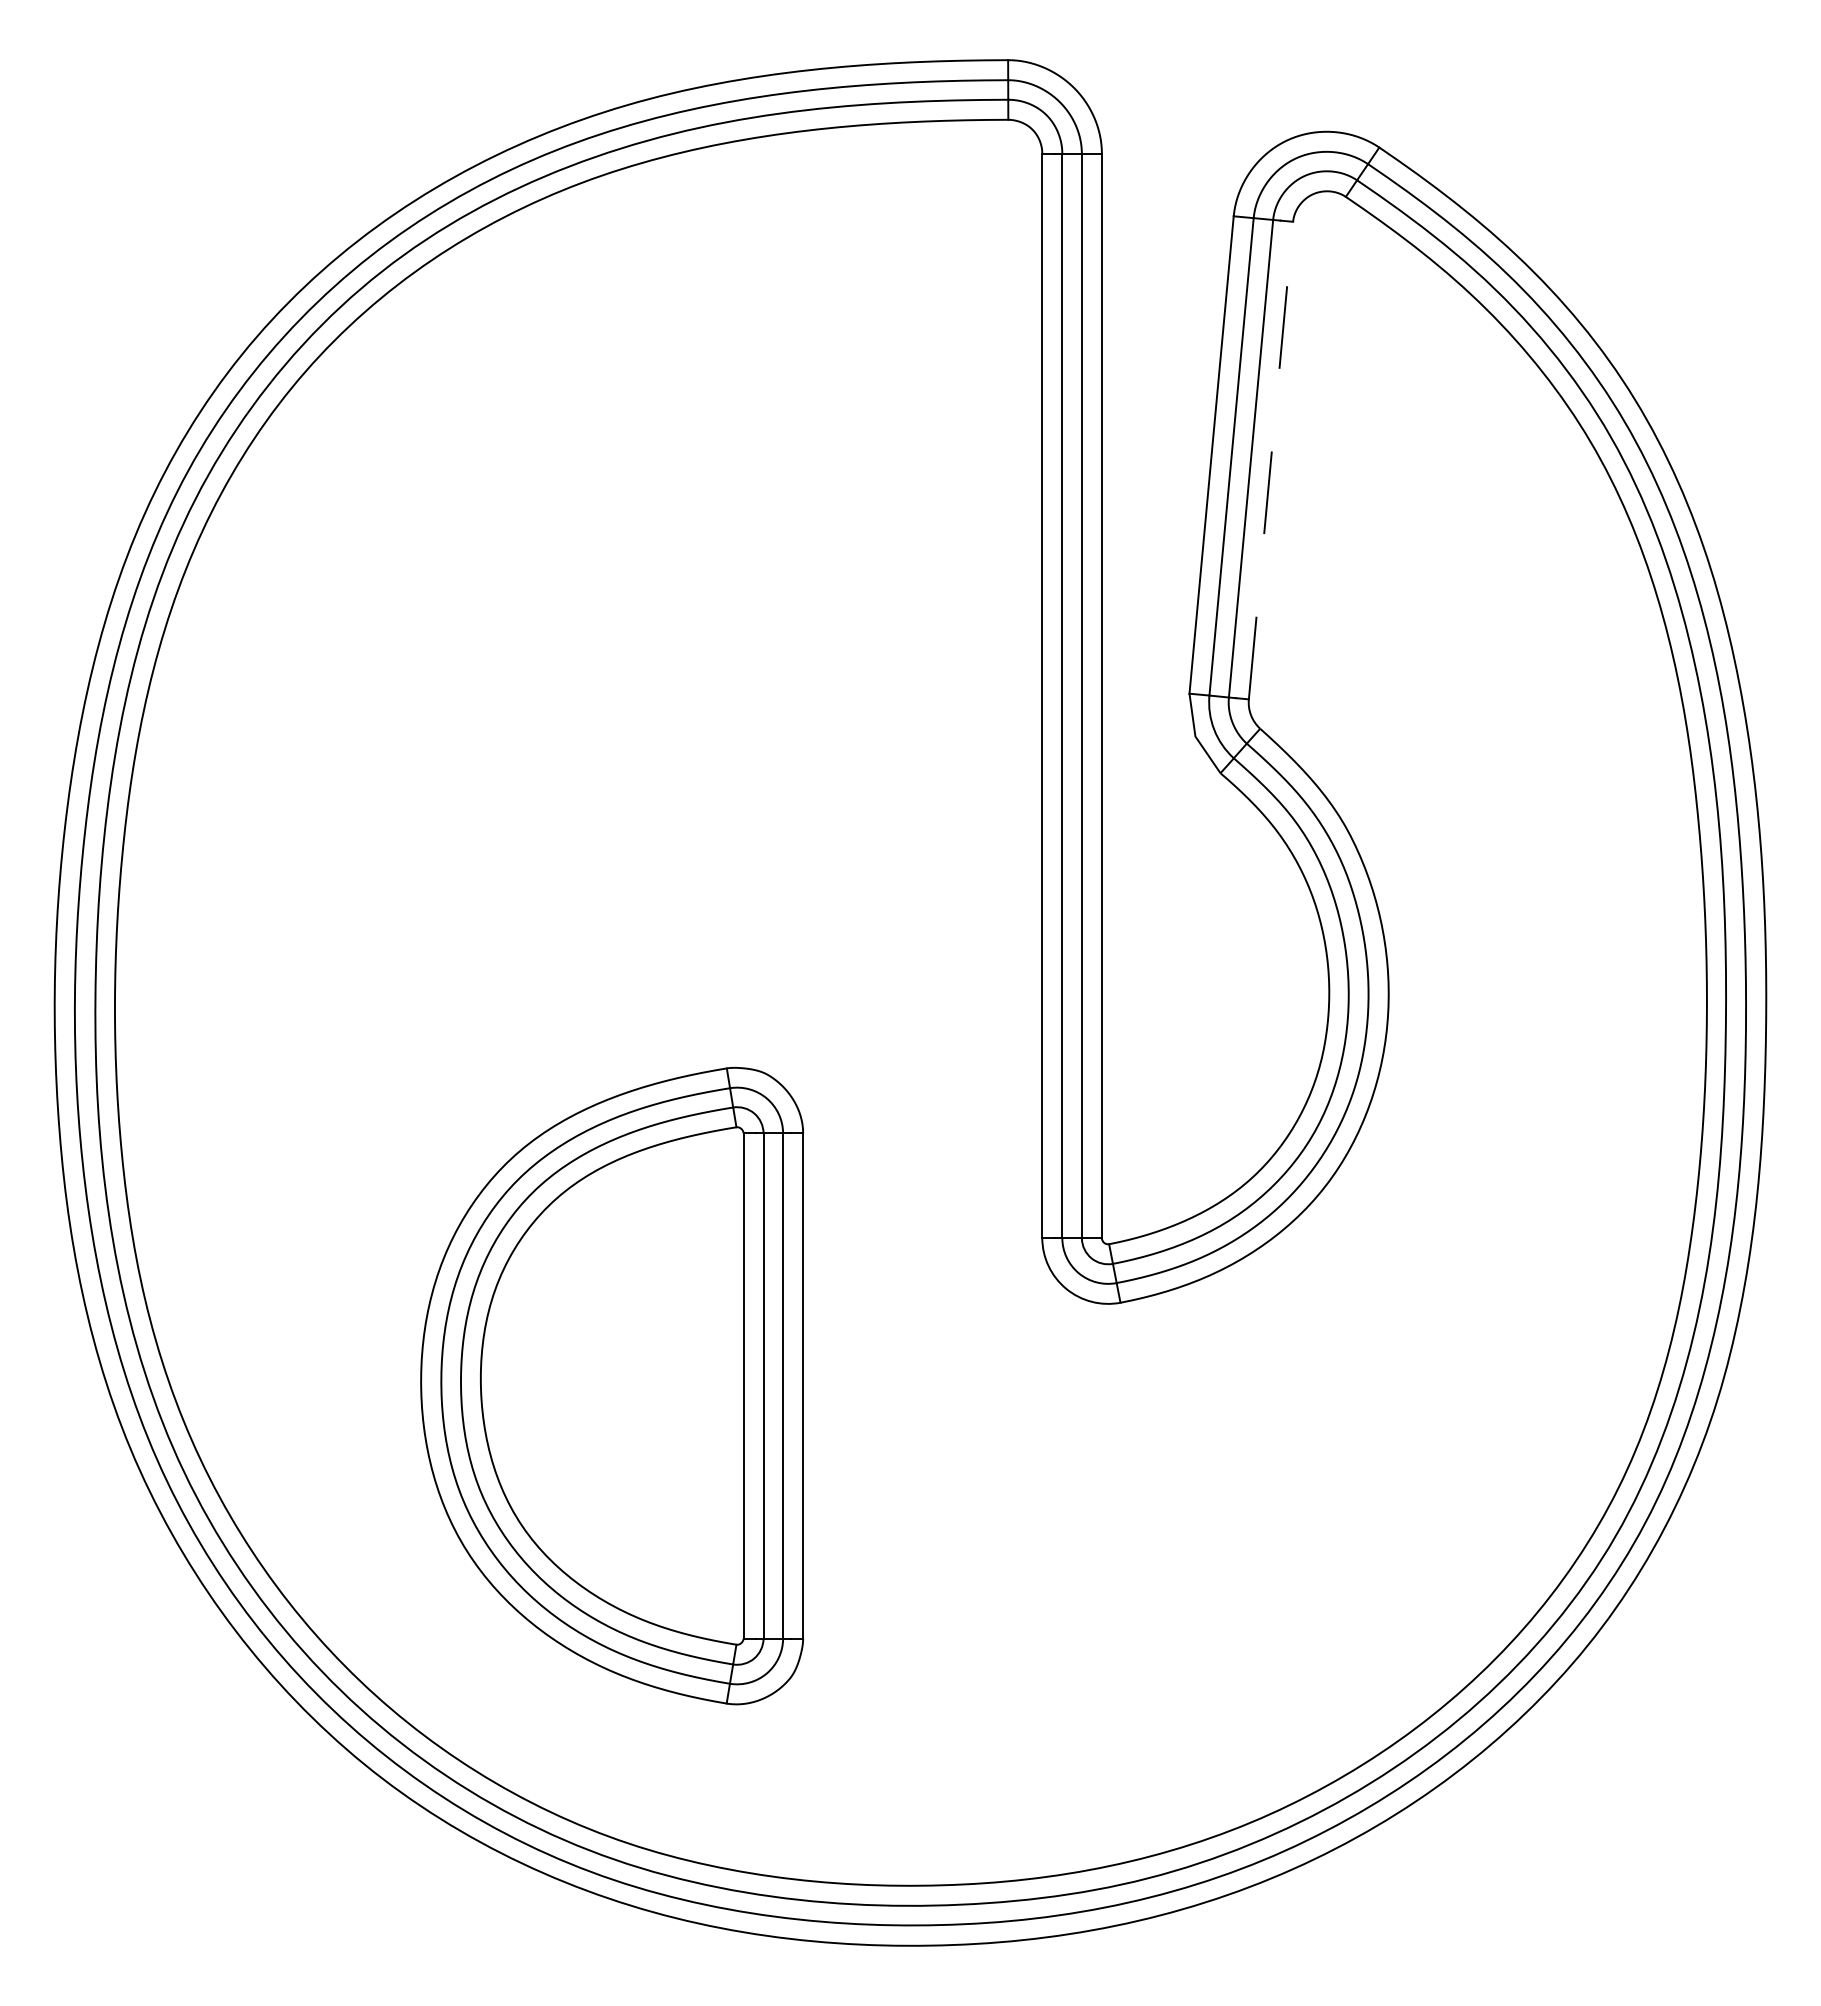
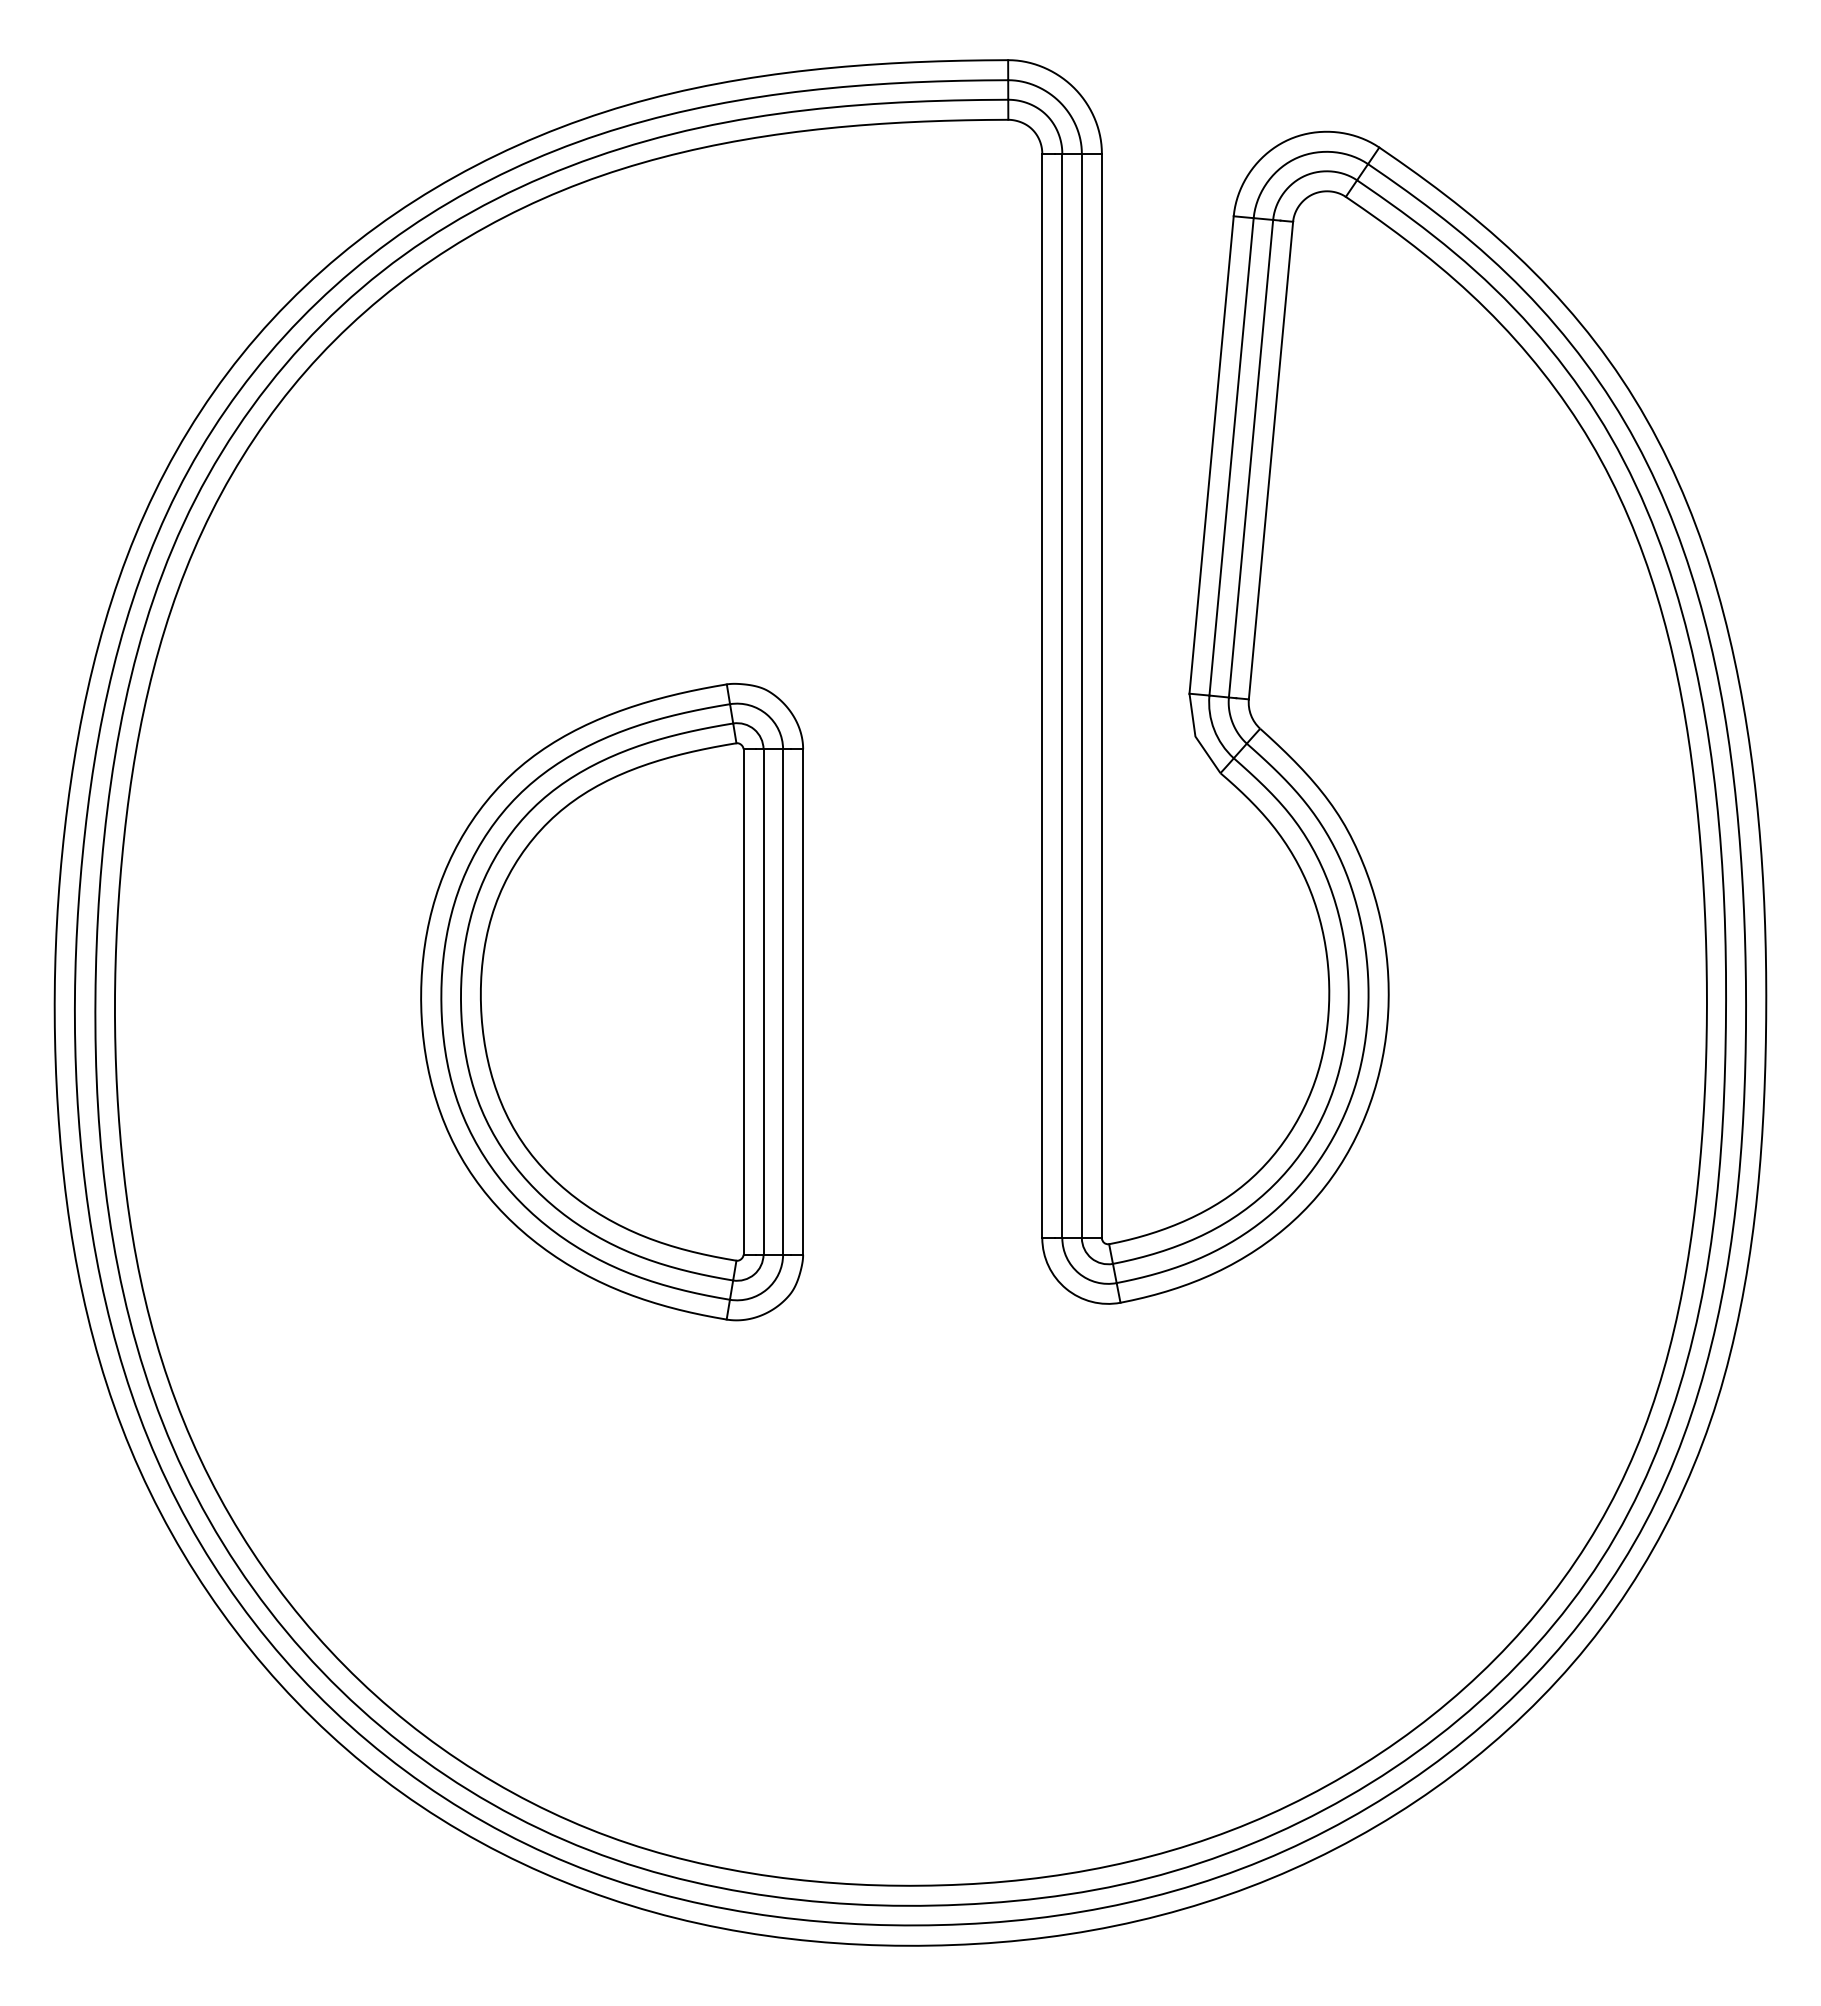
line: dashed -> solid (1270, 460)
part position: (611, 1385) -> (611, 1001) (611, 1001)
